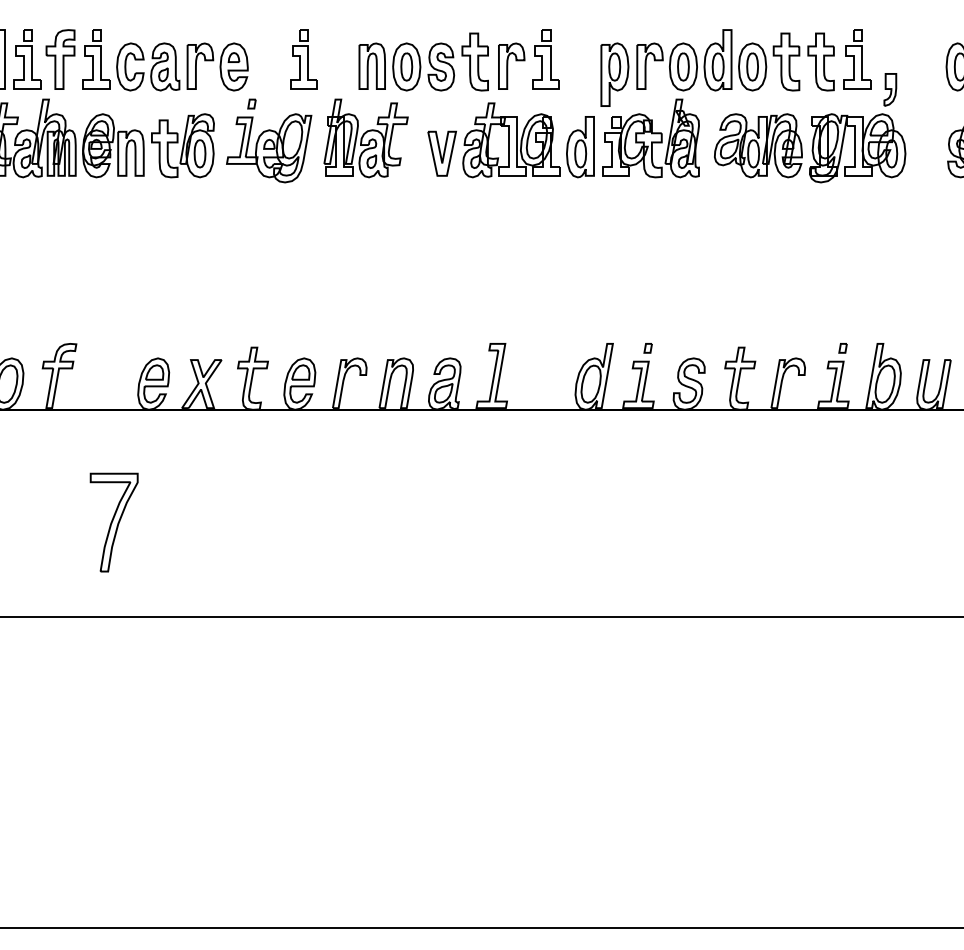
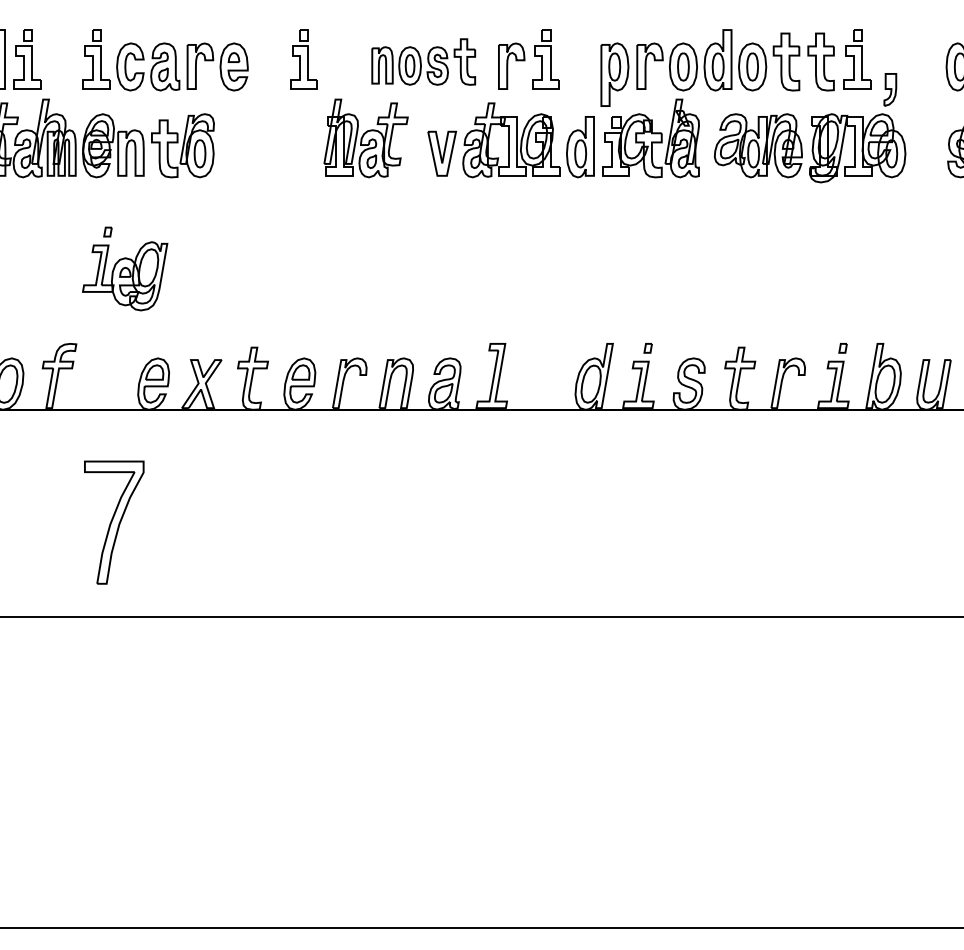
part: present -> none (60, 59)
part size: 131x60 px -> 105x48 px (423, 61)
part position: (269, 140) -> (125, 268) (125, 268)
part size: 50x101 px -> 61x125 px (114, 522)
